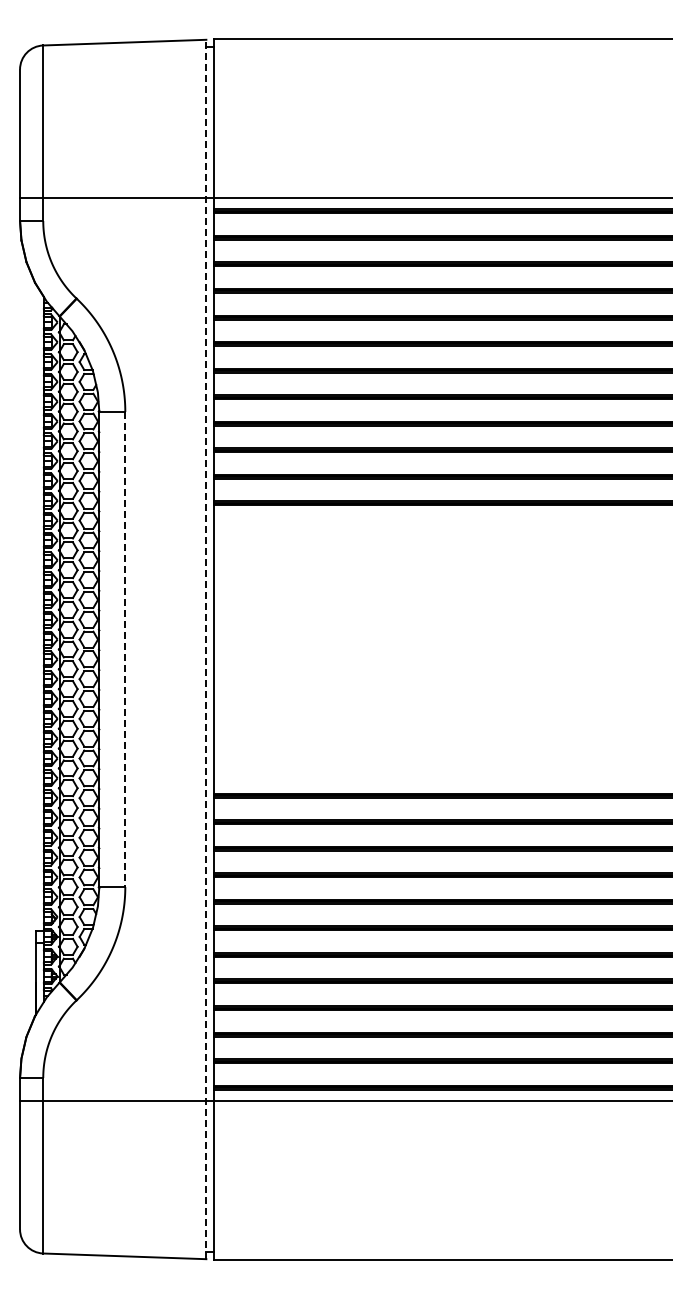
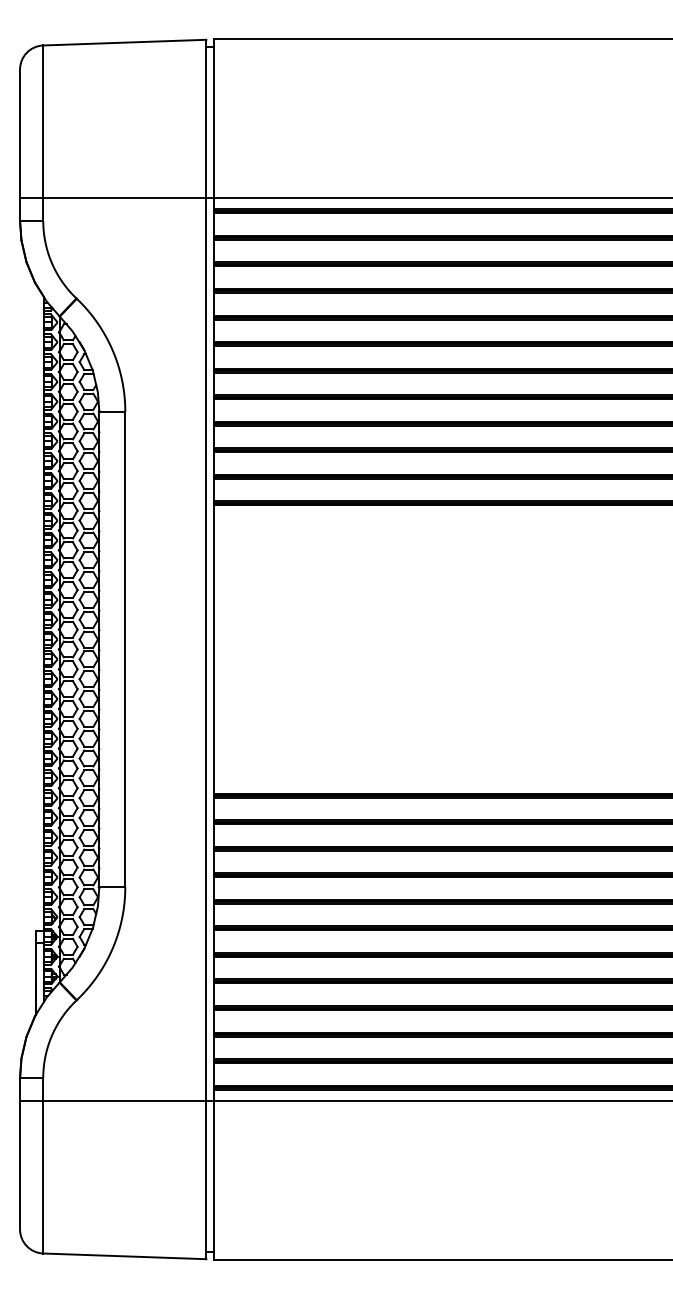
line: dashed -> solid (125, 649)
line: dashed -> solid (206, 649)
